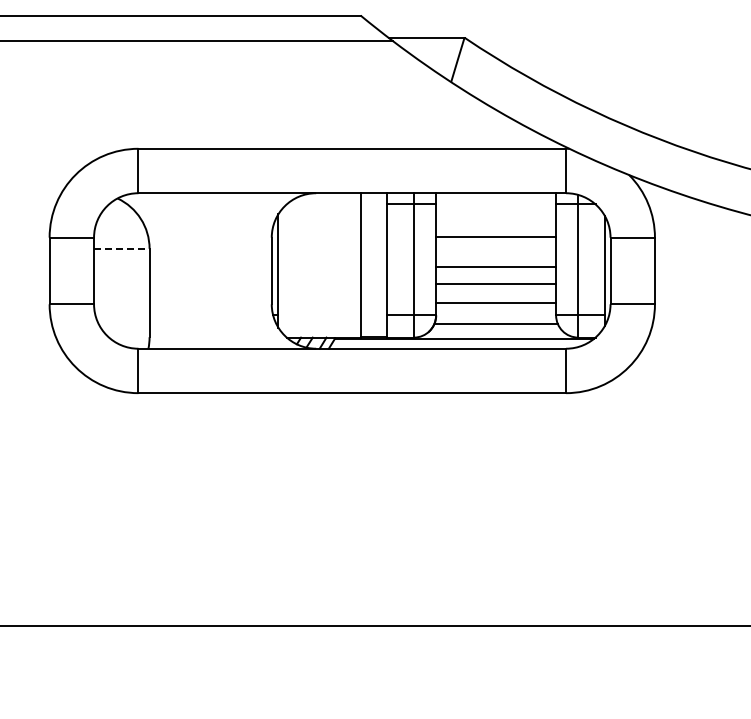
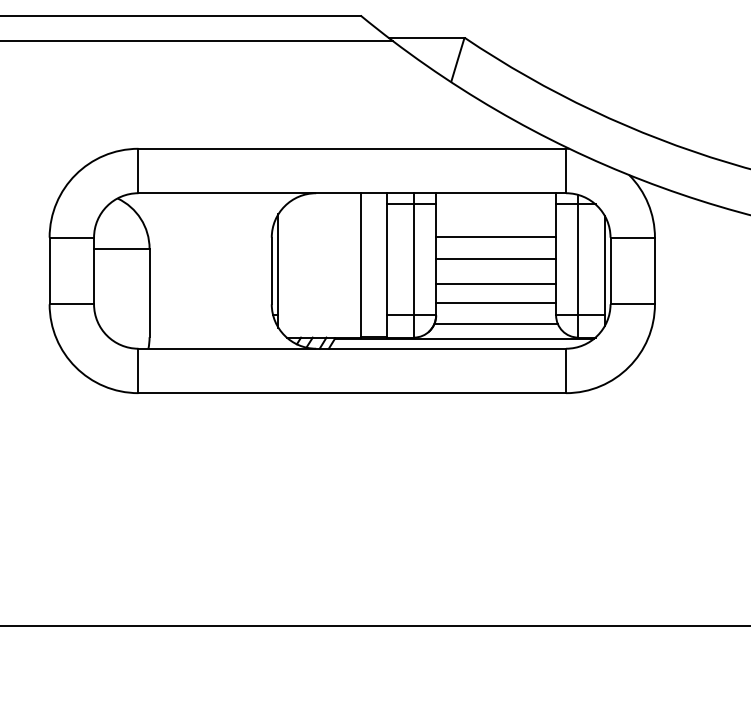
line: dashed -> solid (121, 248)
line position: (496, 266) -> (496, 258) (496, 258)
